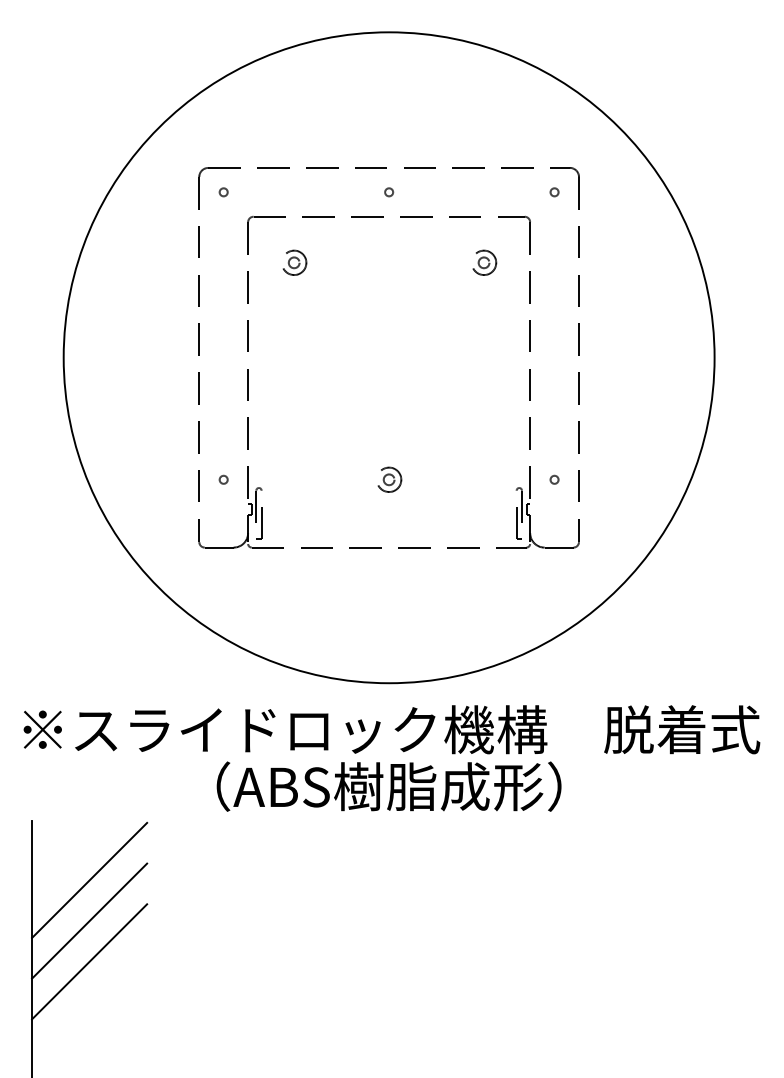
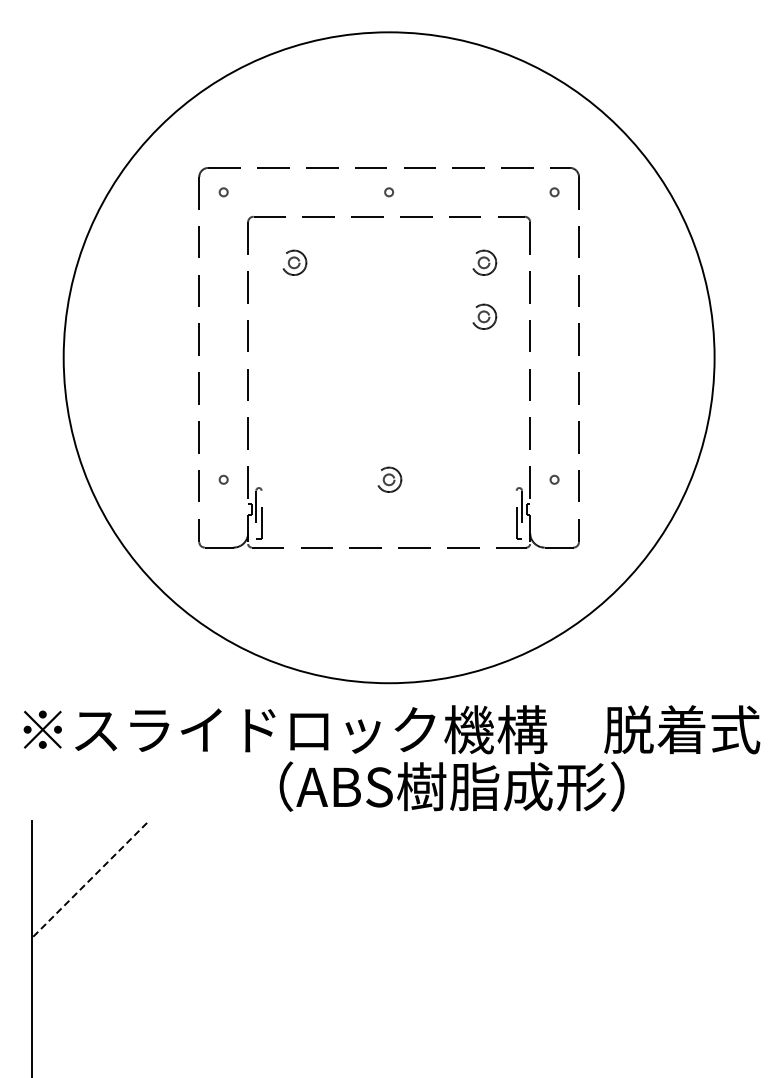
part: none -> present (484, 316)
text position: (388, 786) -> (451, 786) (451, 786)
line: solid -> dashed (89, 880)
line: present -> none (89, 920)
line: present -> none (89, 961)
